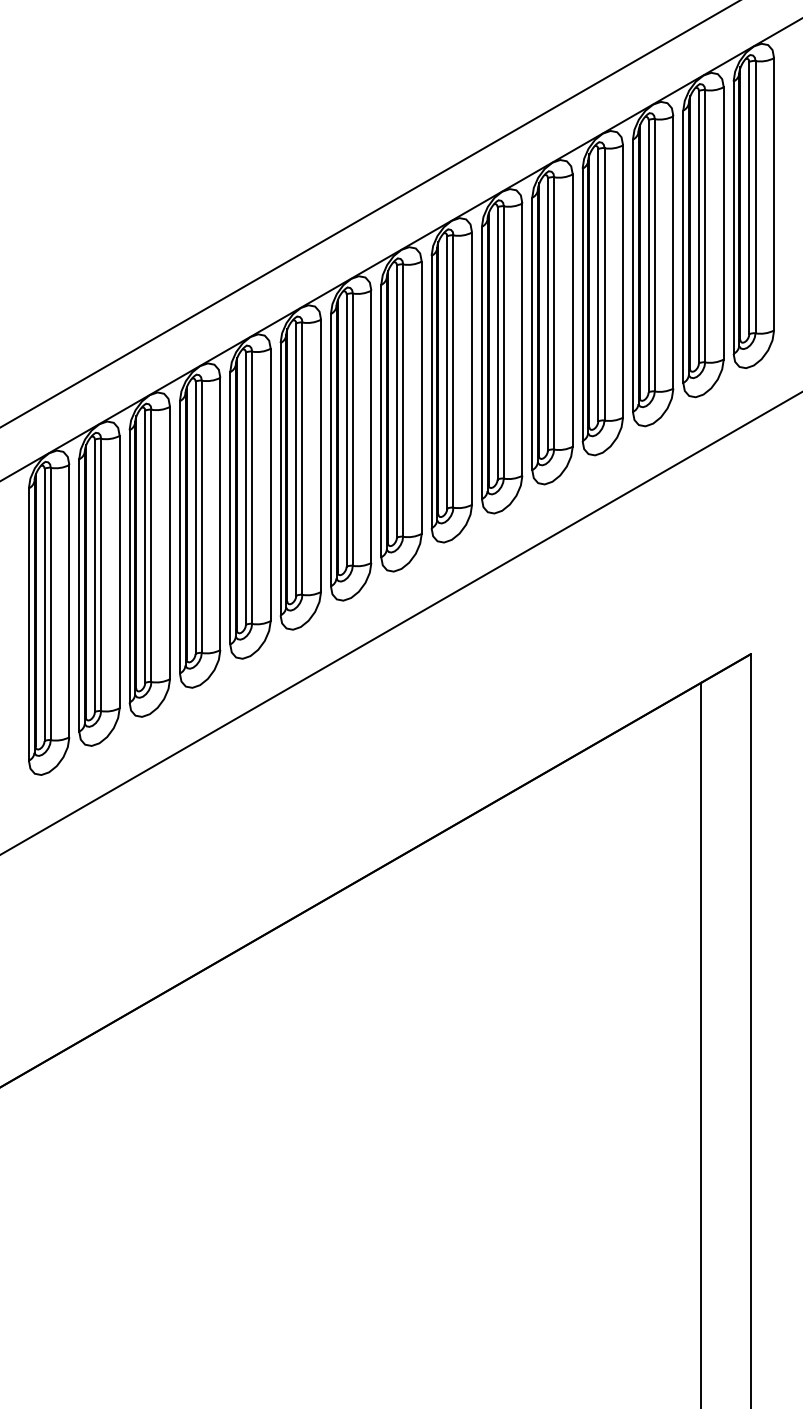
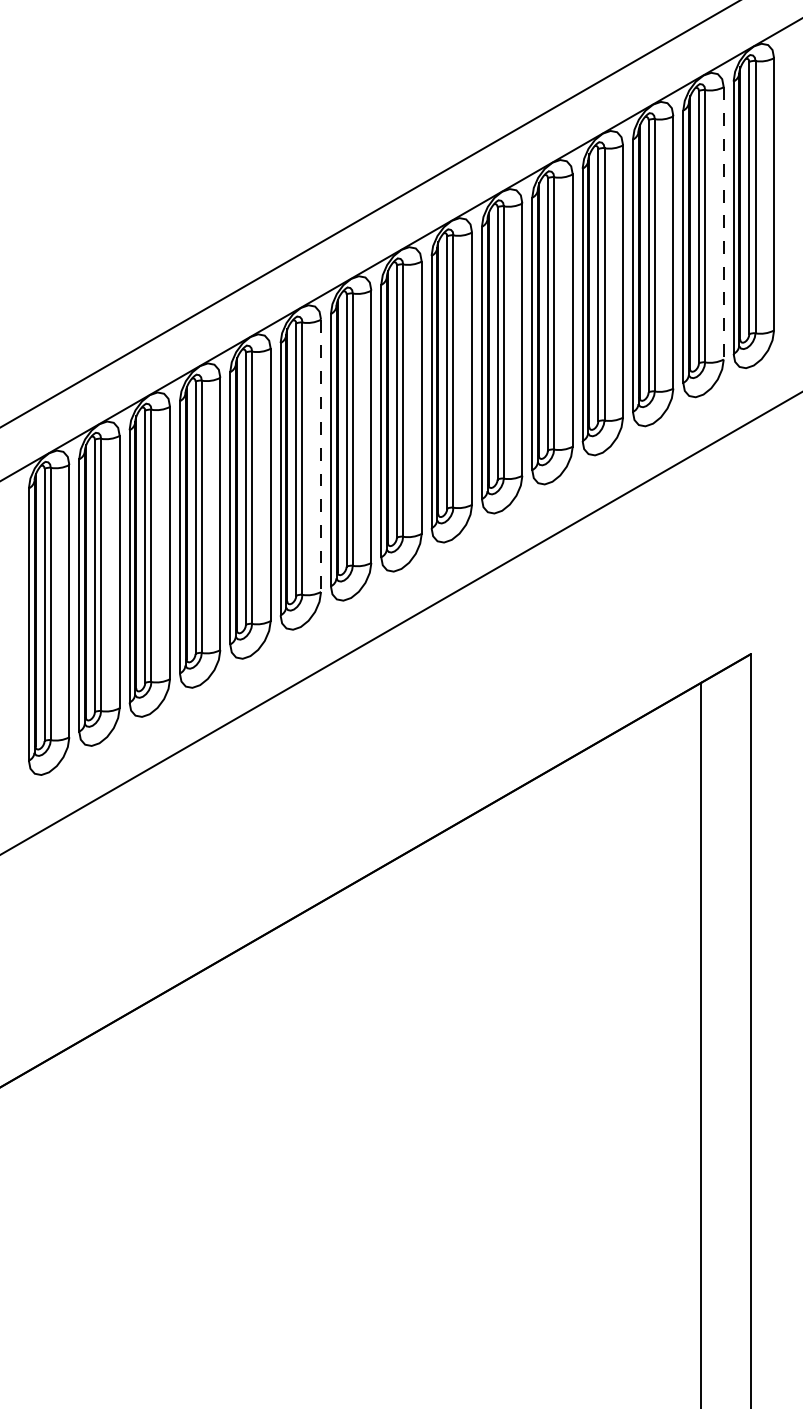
line: solid -> dashed (723, 223)
line: solid -> dashed (321, 456)
